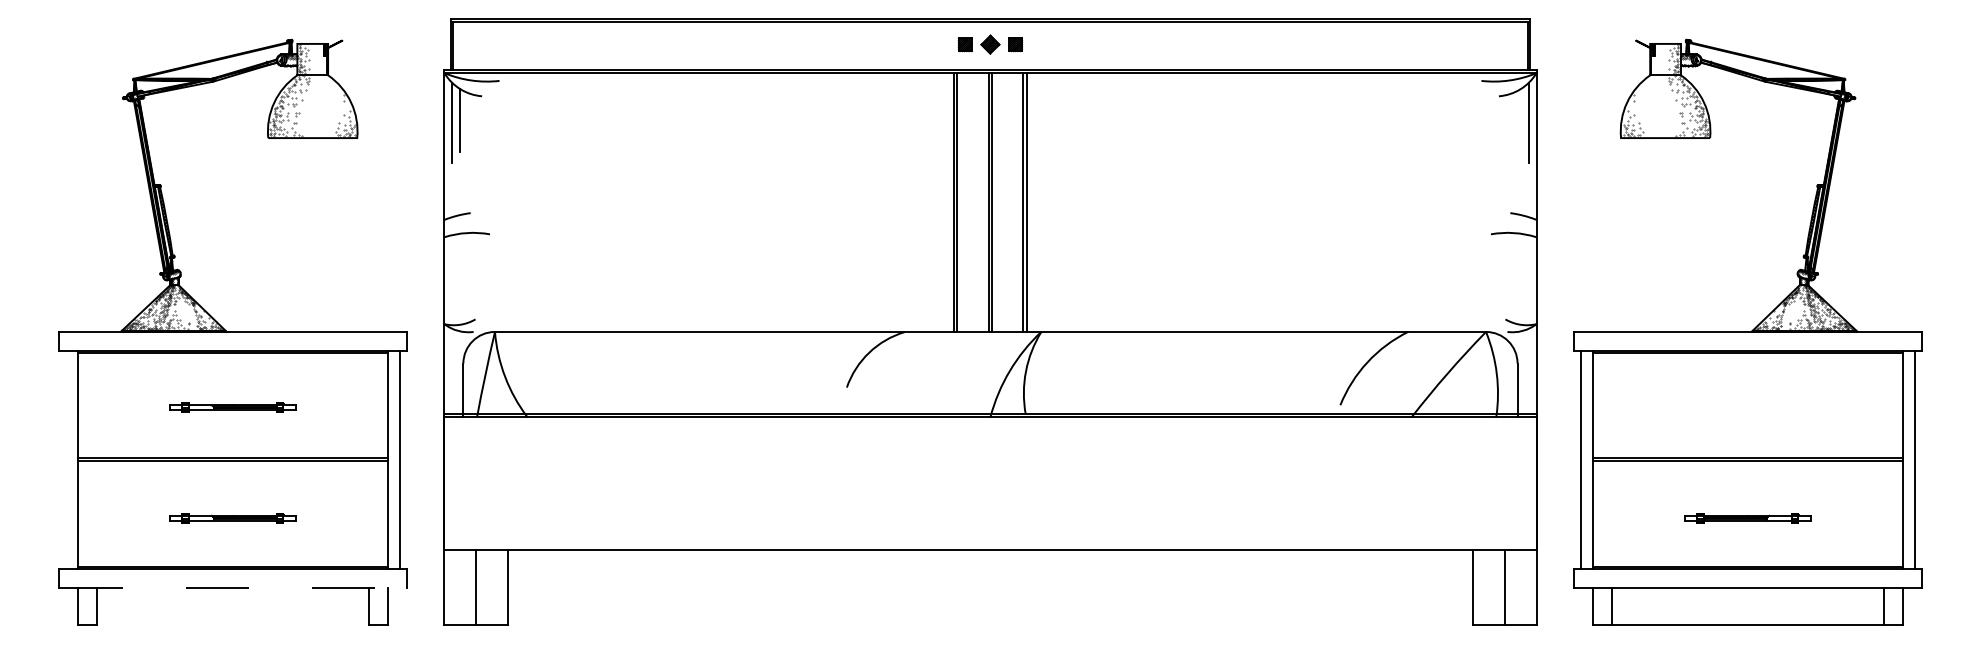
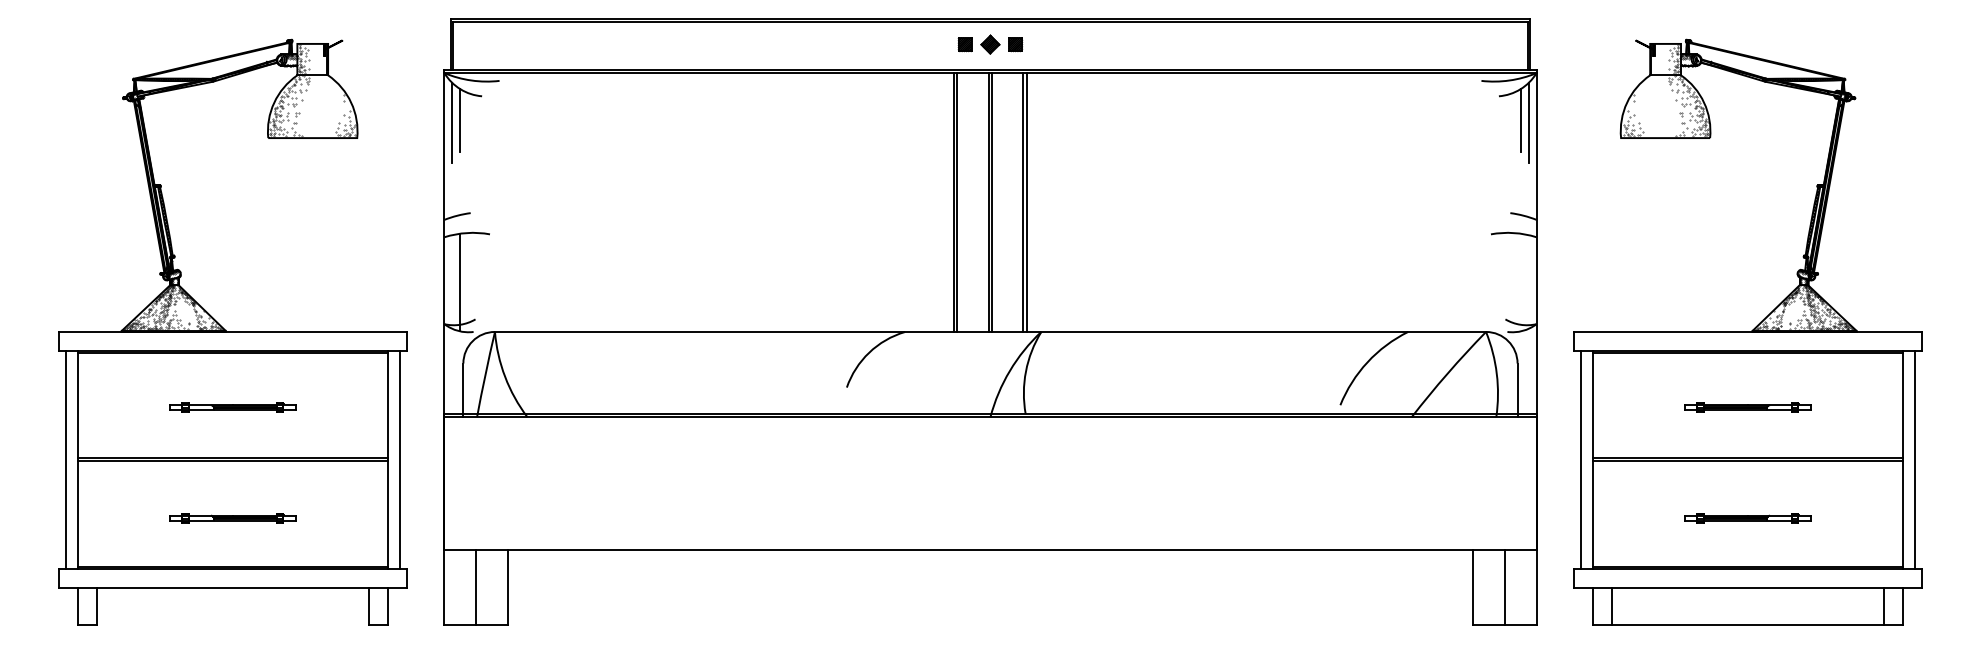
line: none -> present (1520, 120)
line: none -> present (460, 282)
part: none -> present (1747, 407)
line: none -> present (65, 459)
line: dashed -> solid (232, 587)
